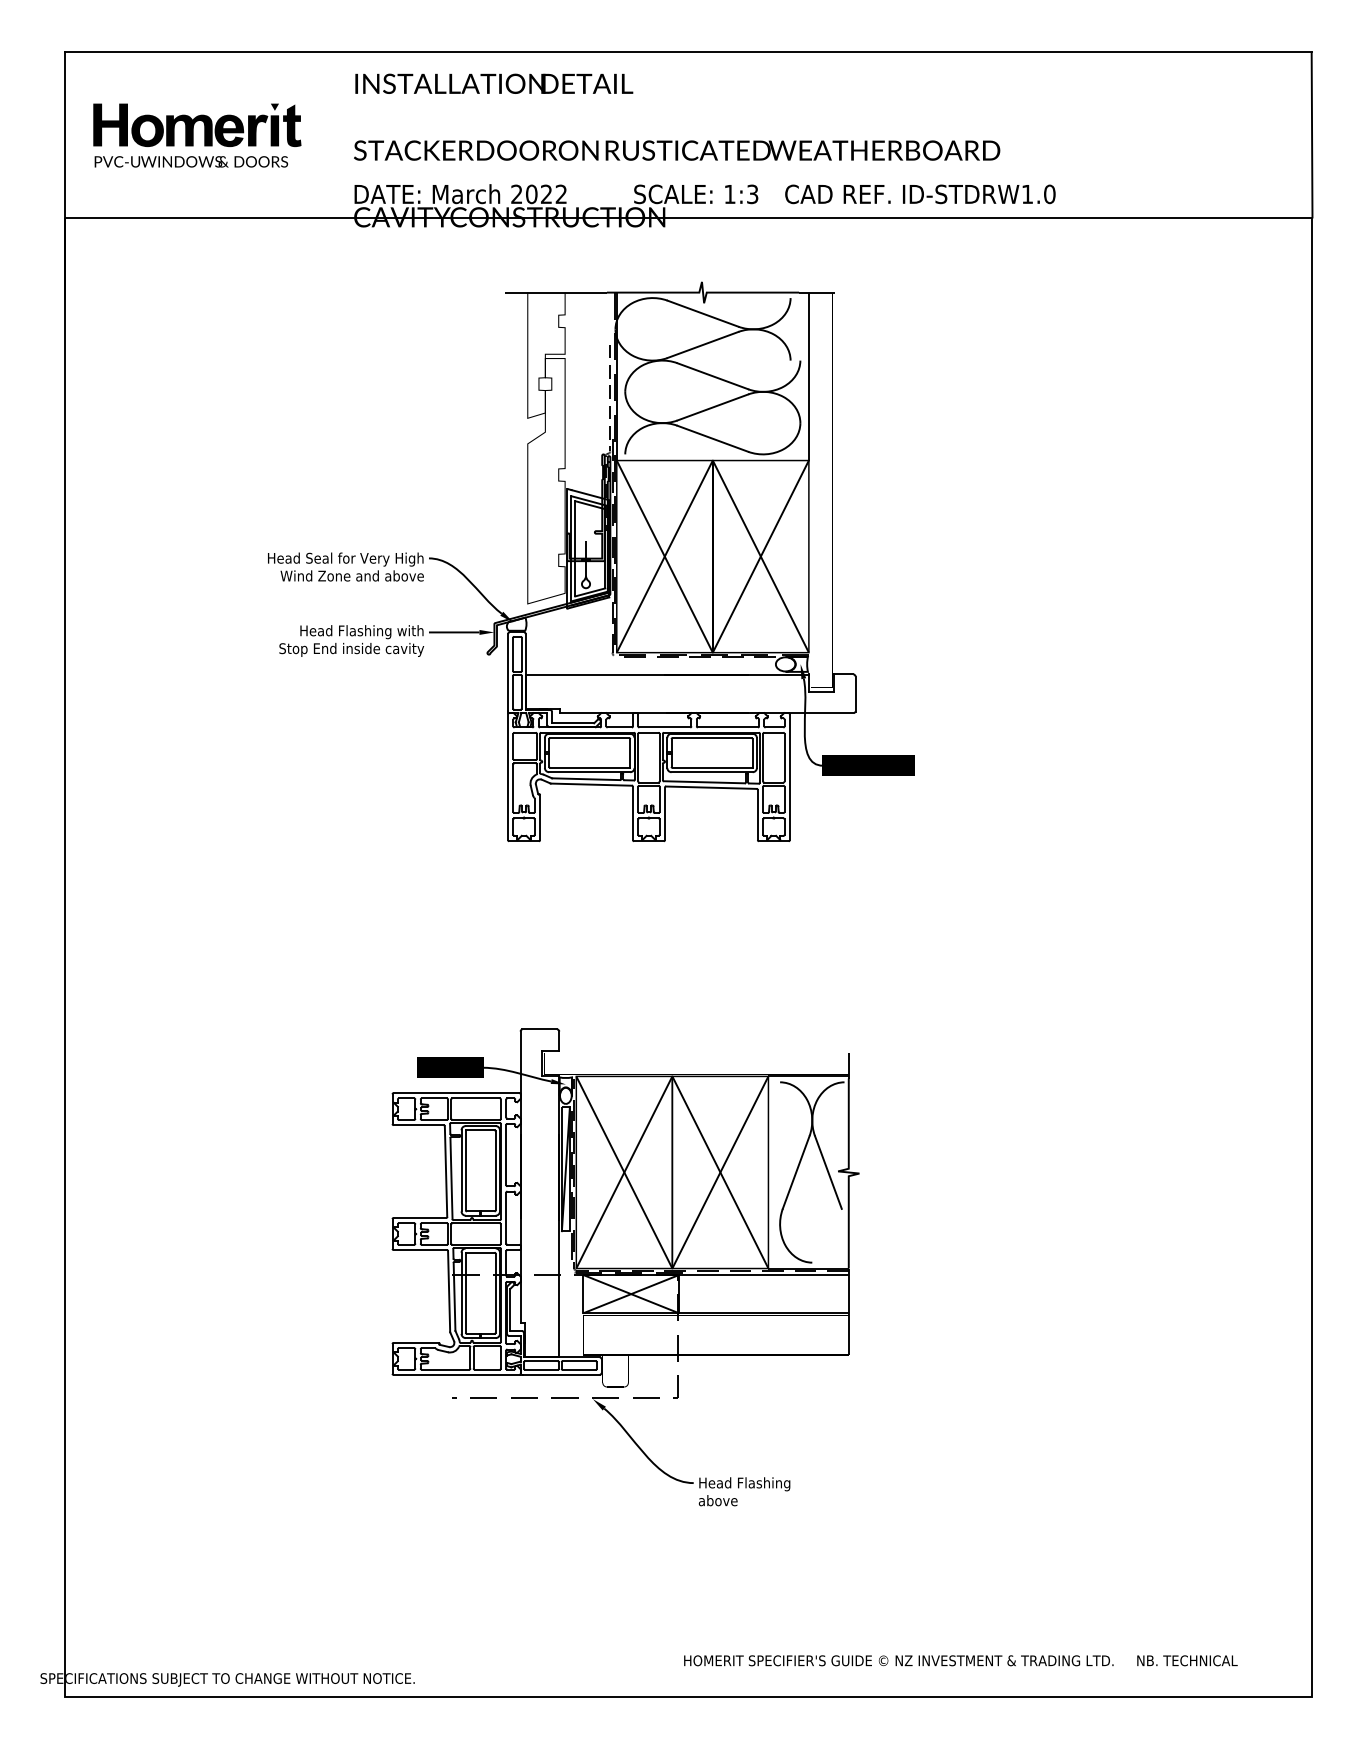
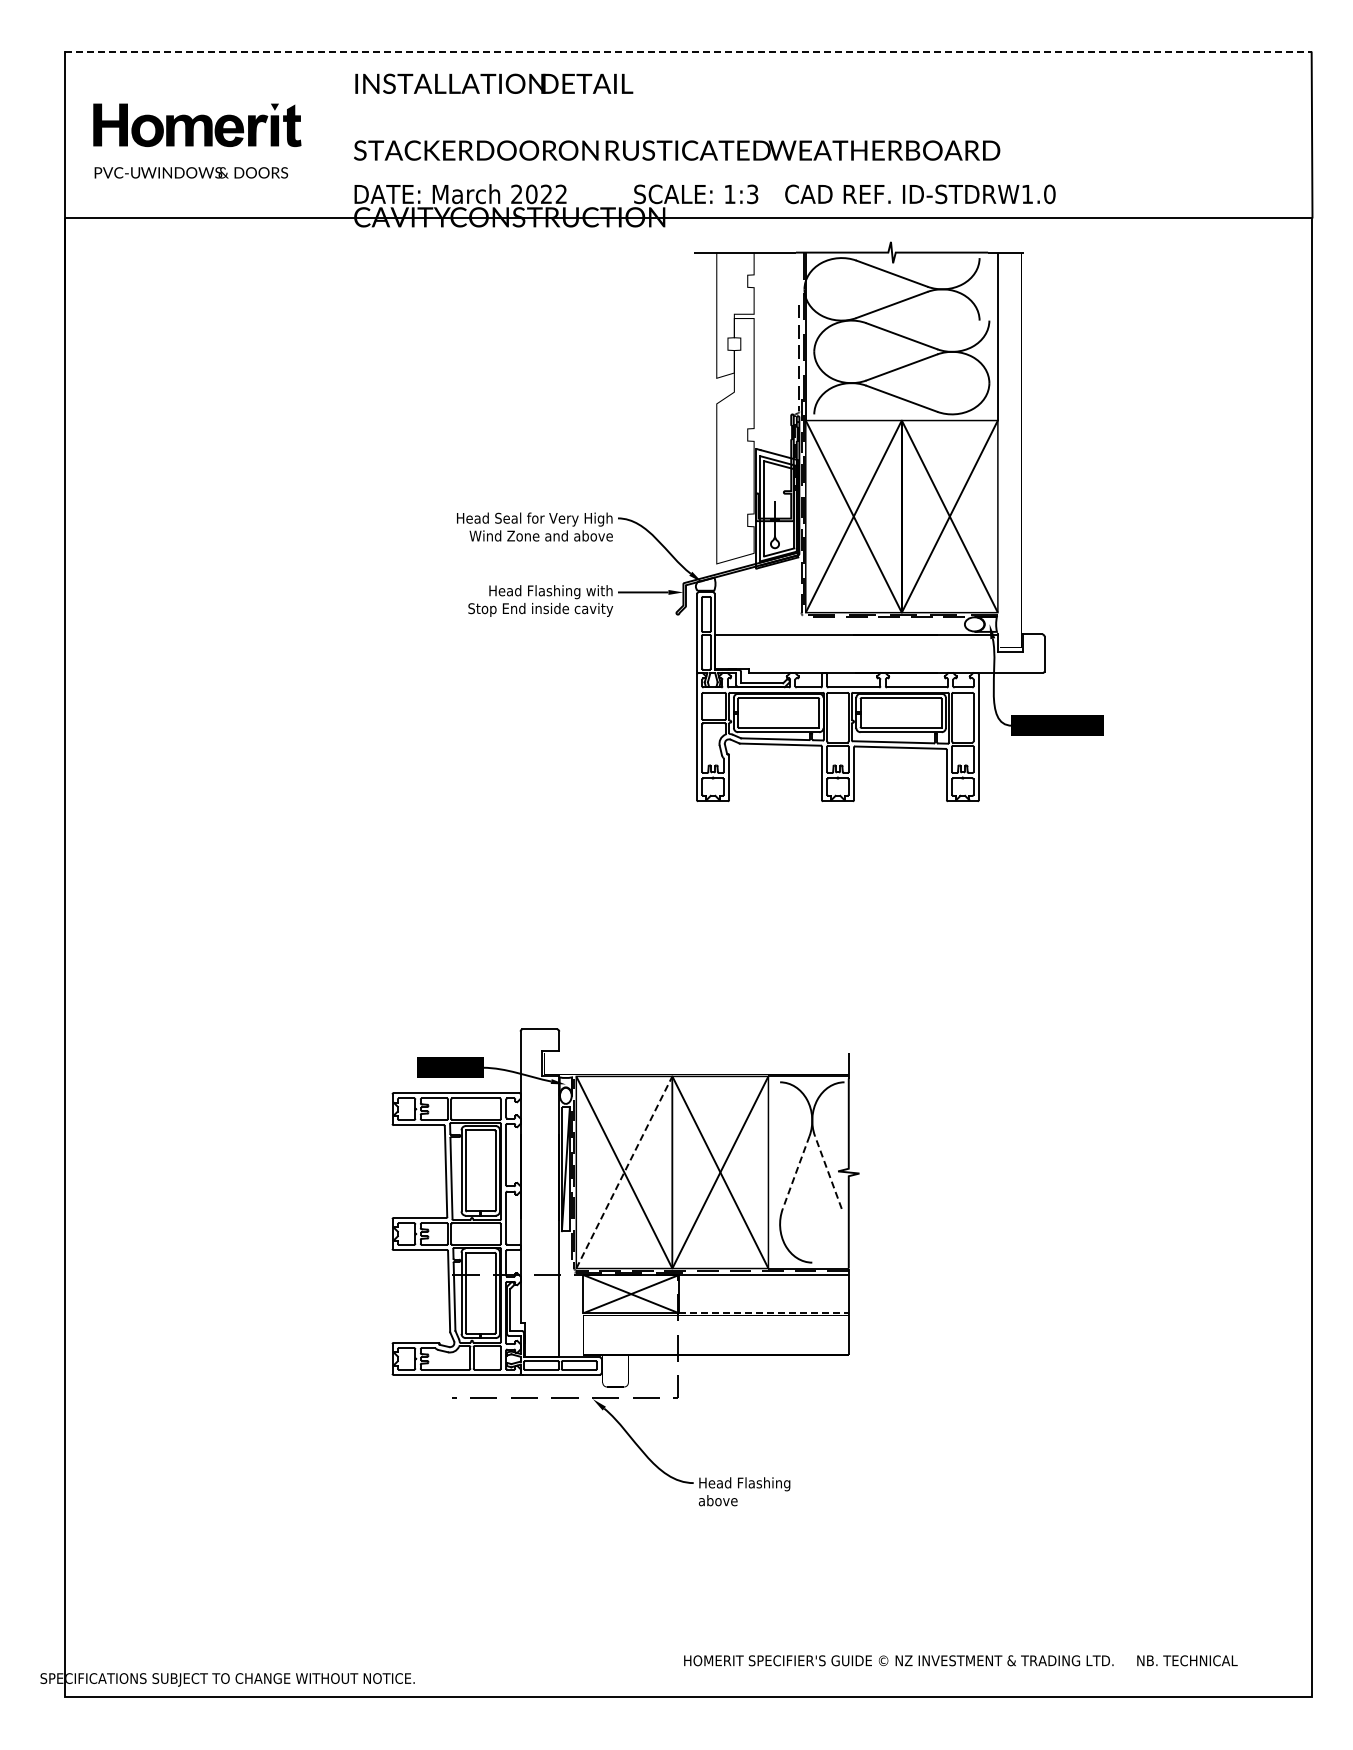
line: solid -> dashed (688, 52)
text position: (191, 161) -> (191, 172) (191, 172)
part position: (591, 561) -> (780, 521) (780, 521)
line: solid -> dashed (624, 1172)
line: solid -> dashed (796, 1172)
line: solid -> dashed (828, 1172)
line: solid -> dashed (764, 1313)
